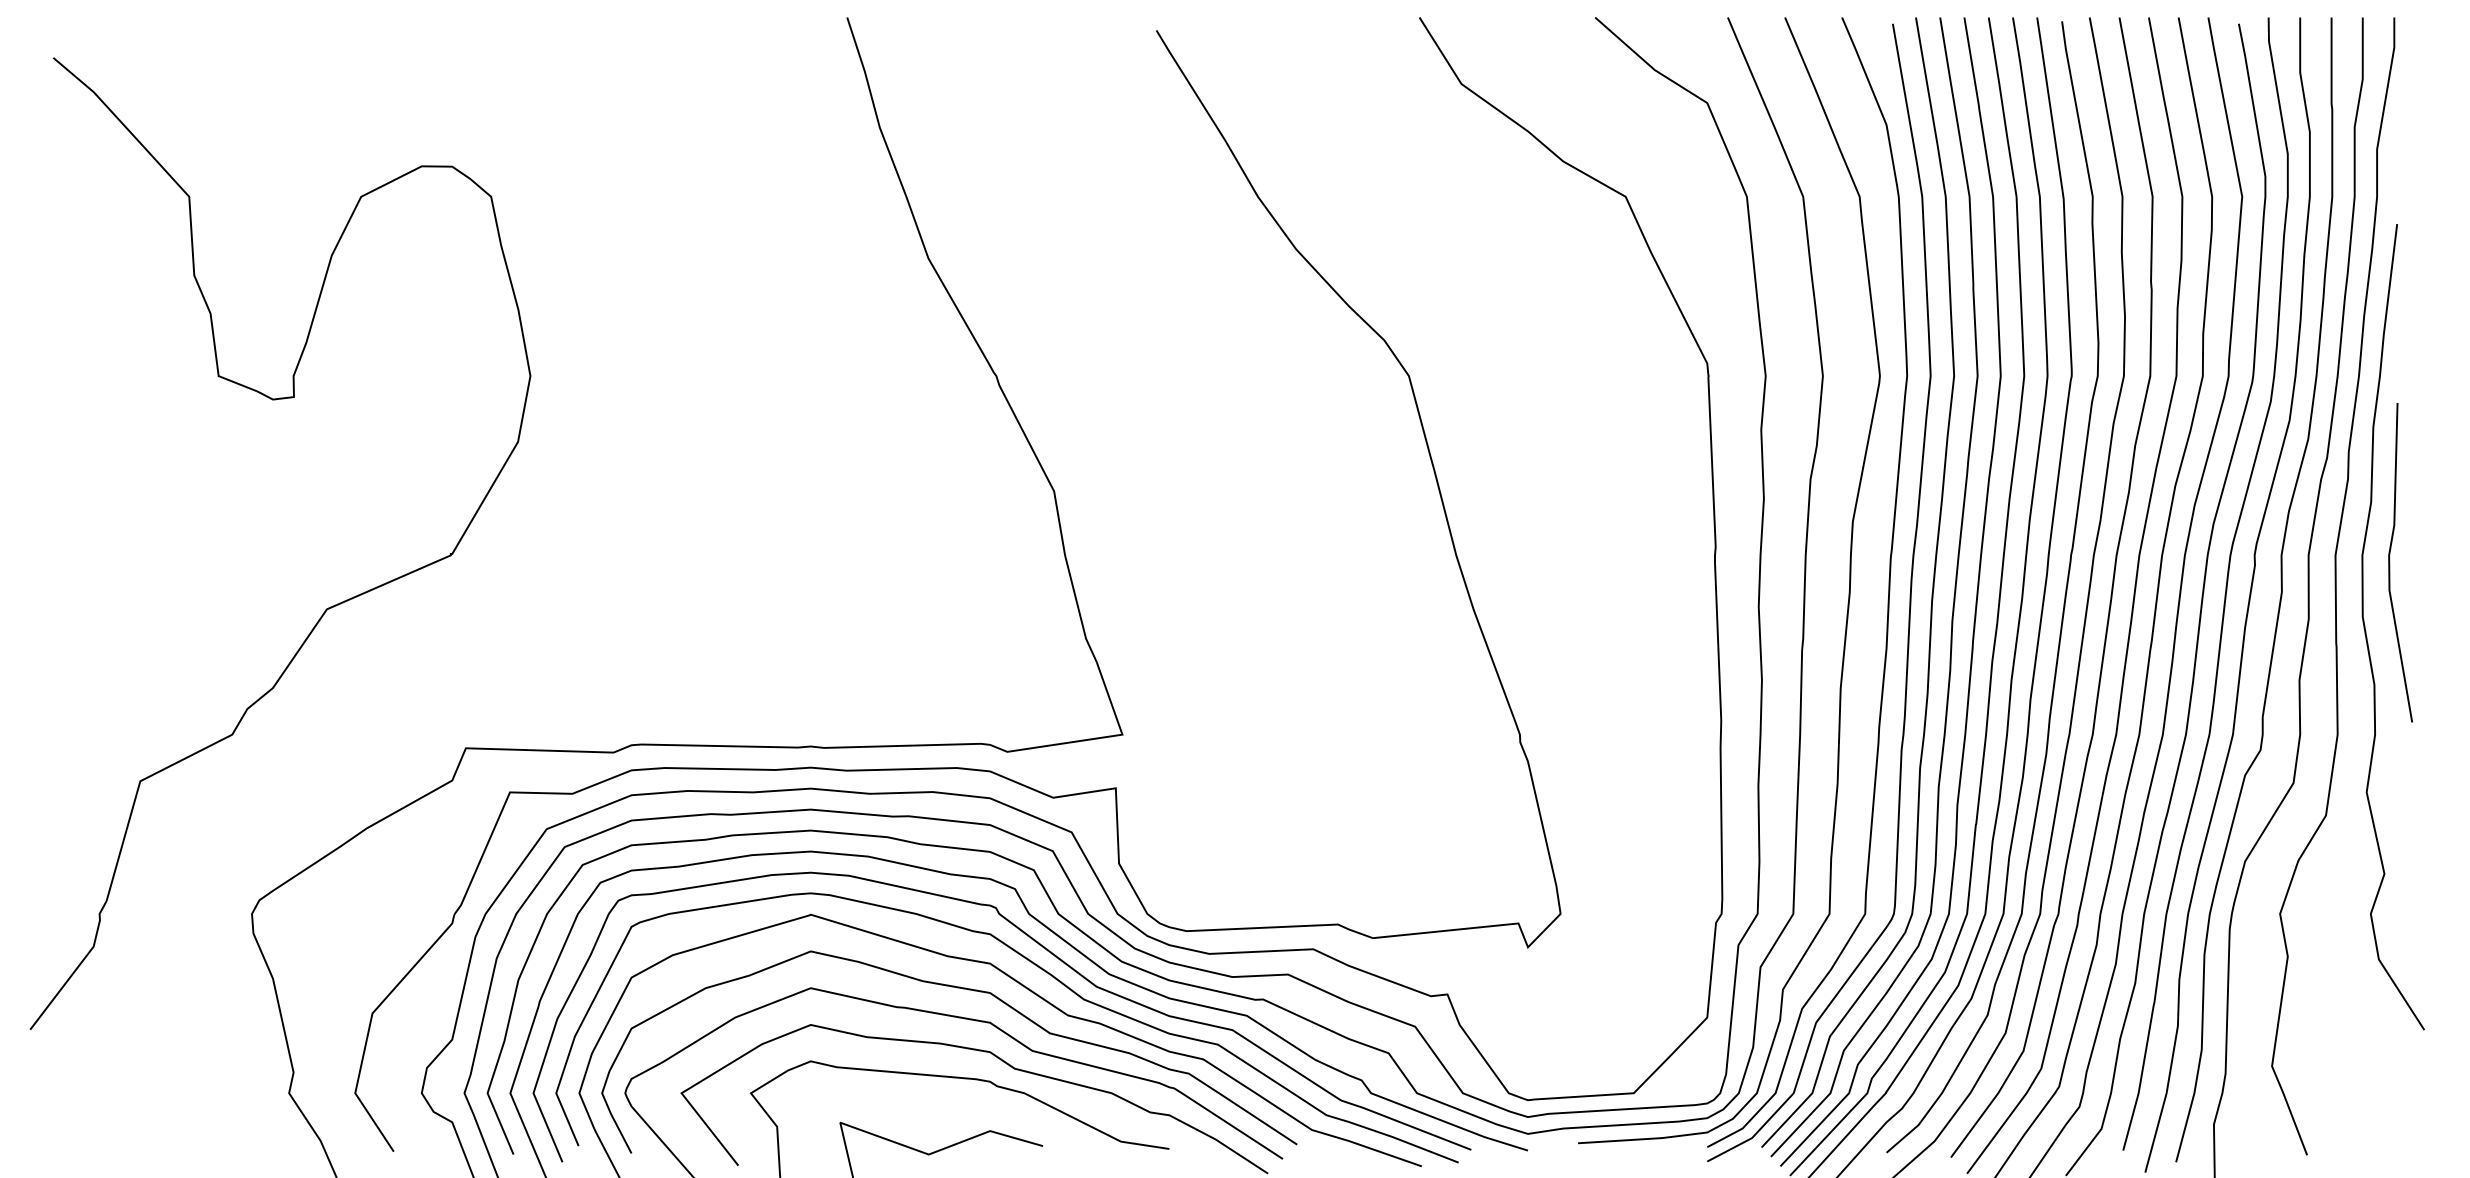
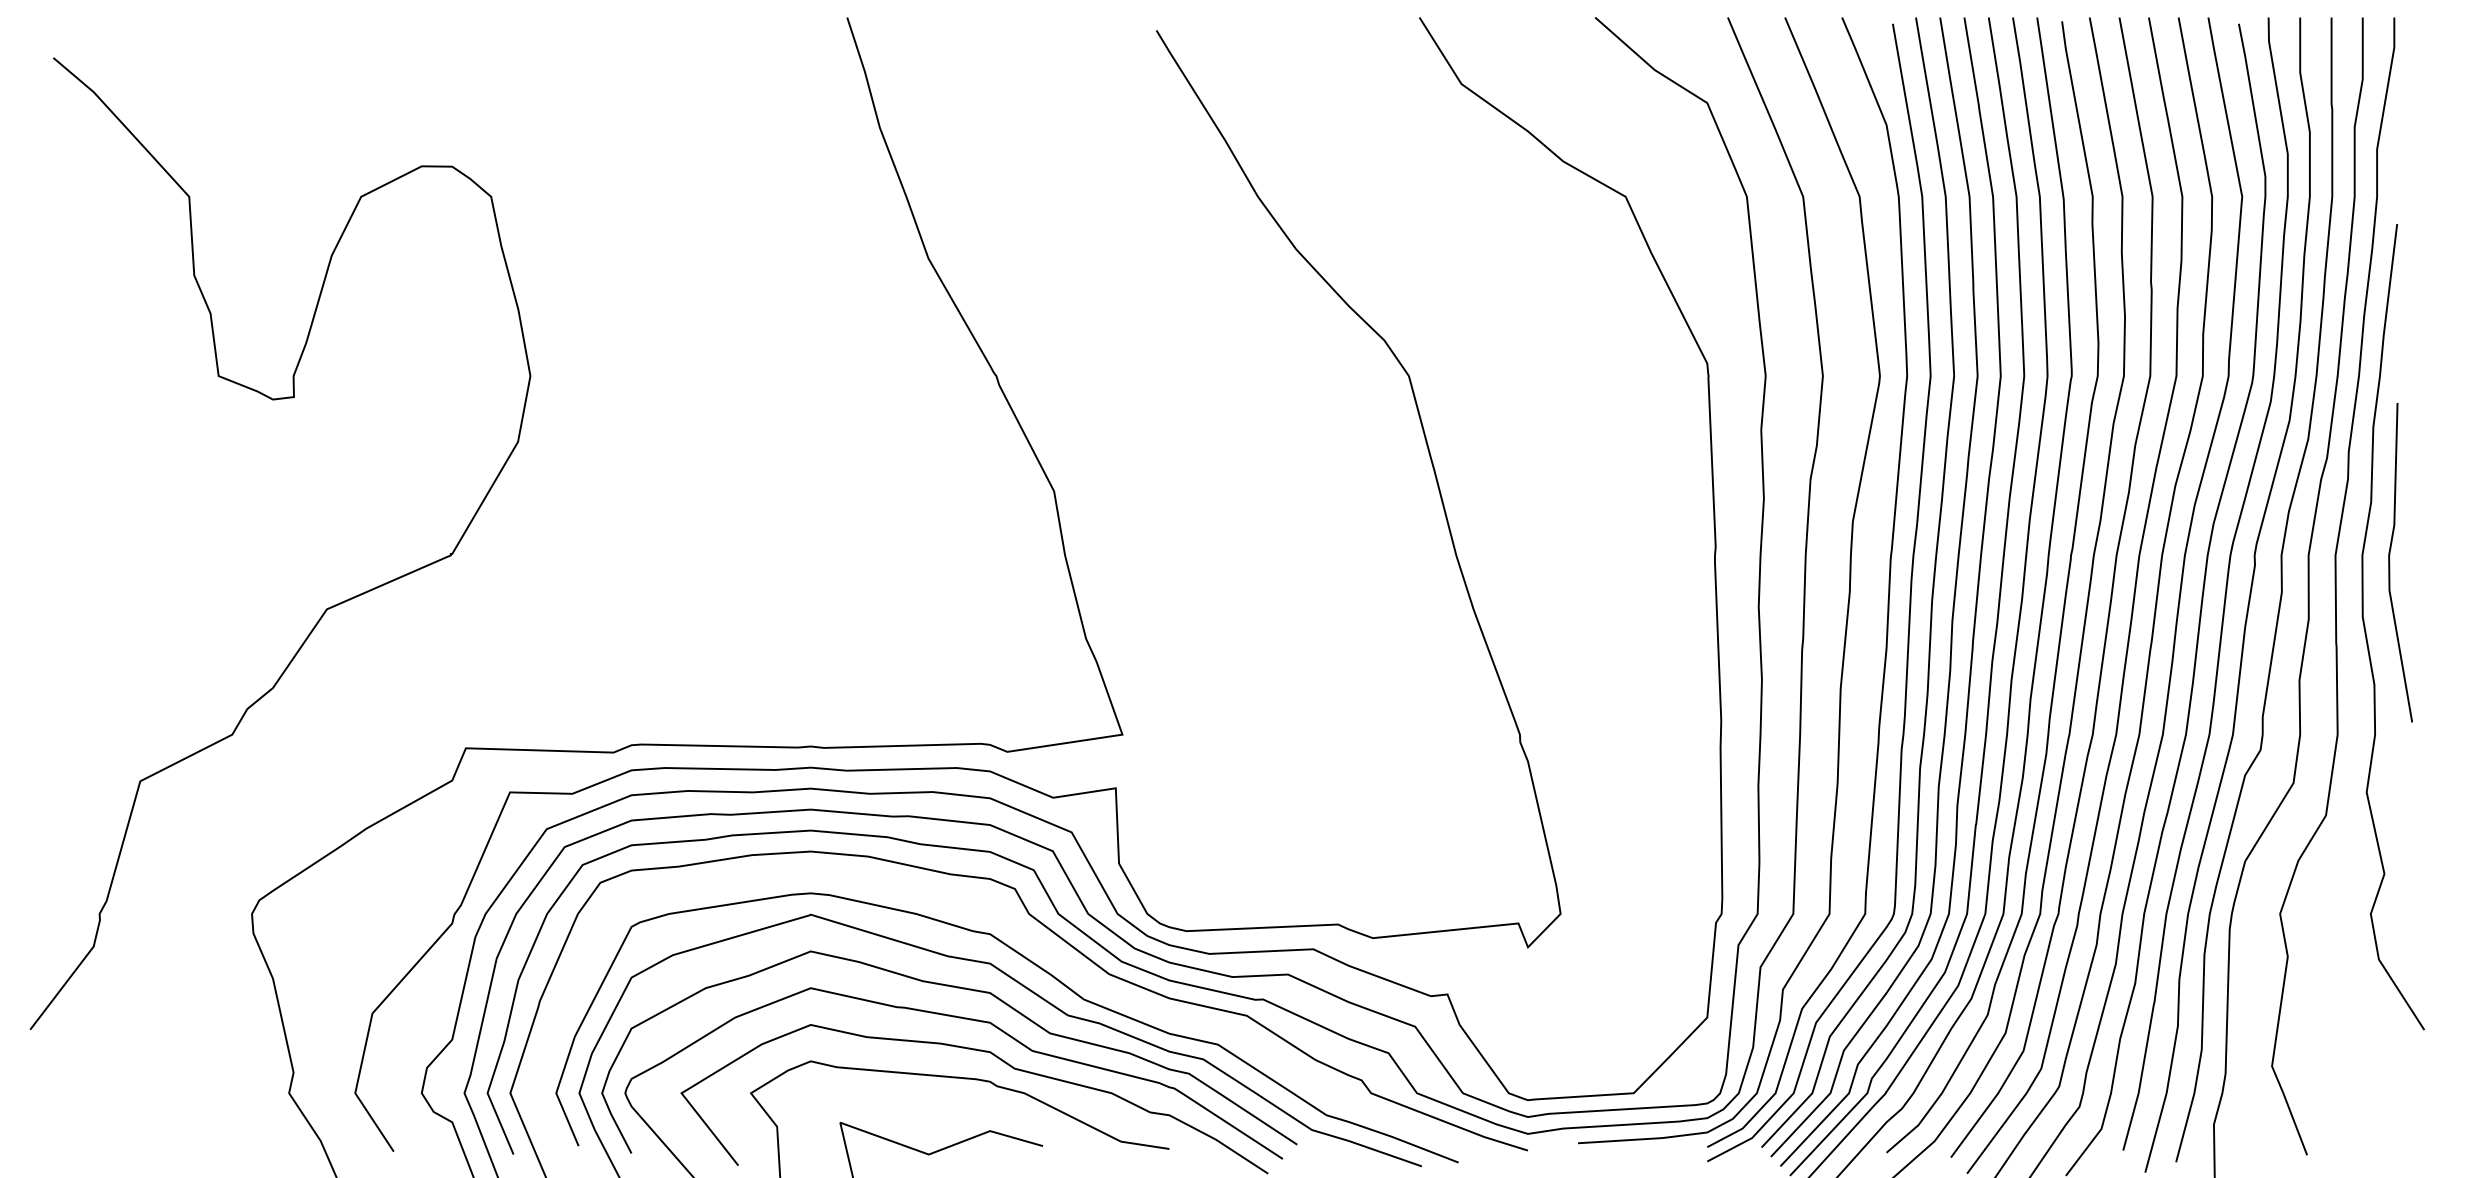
curve: present -> none (1047, 951)
